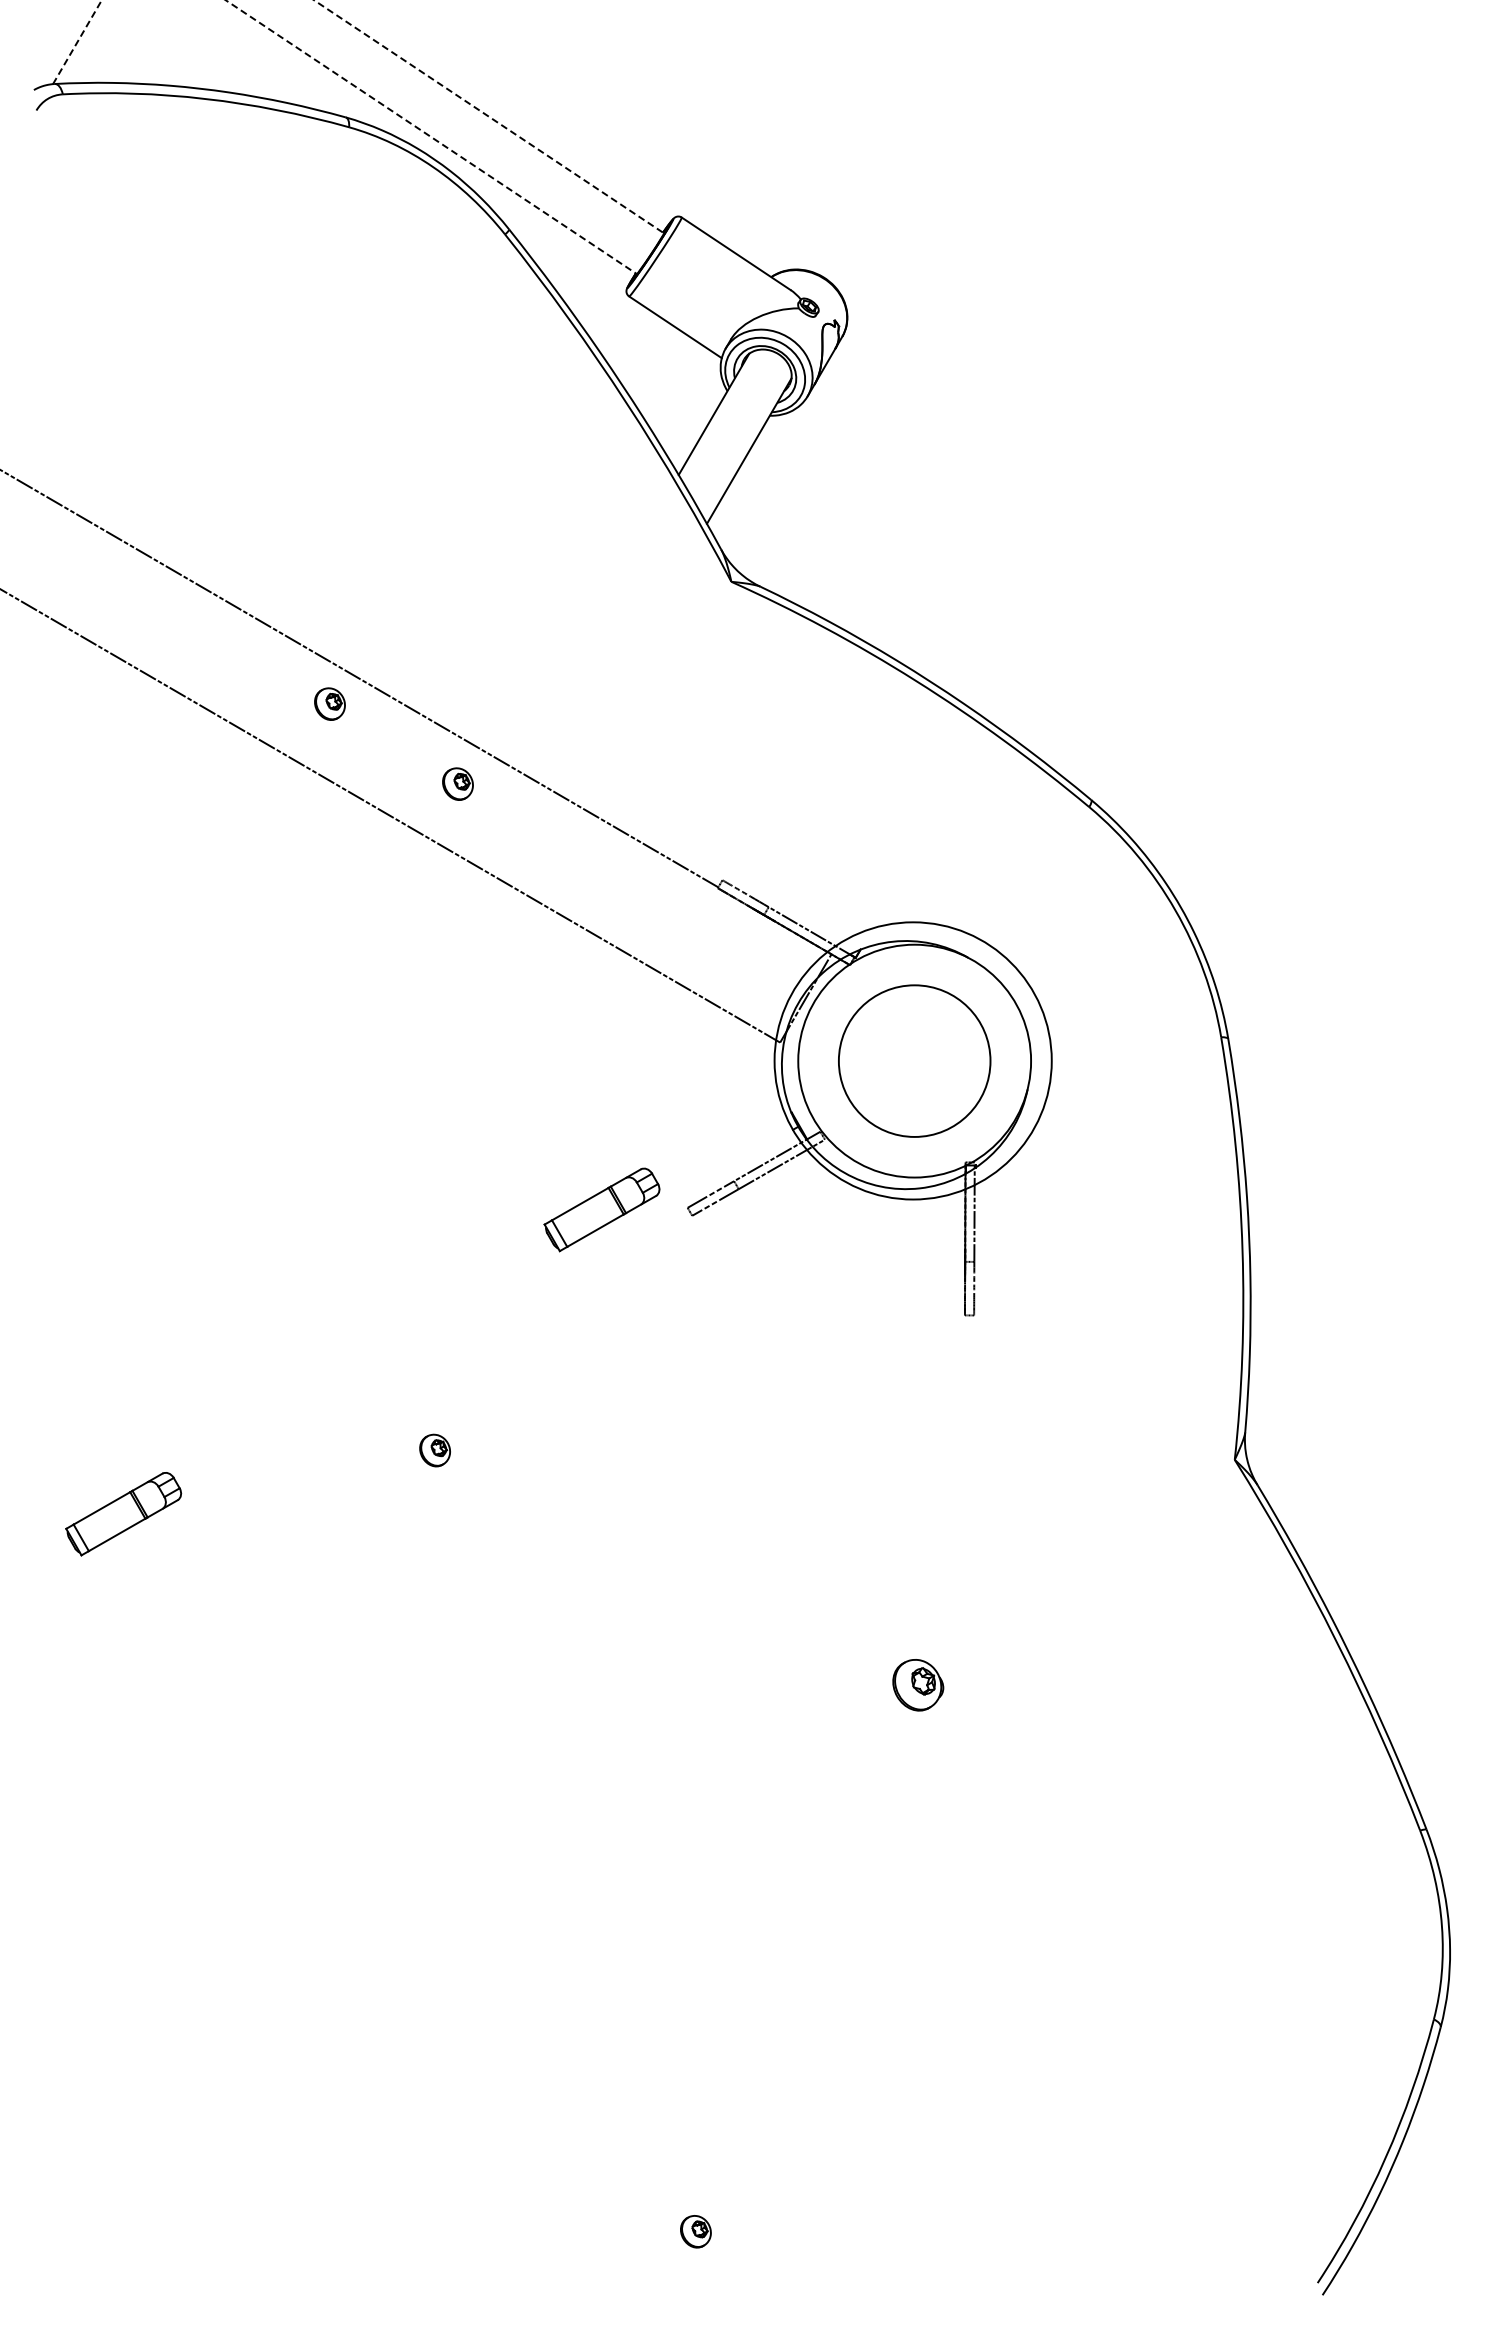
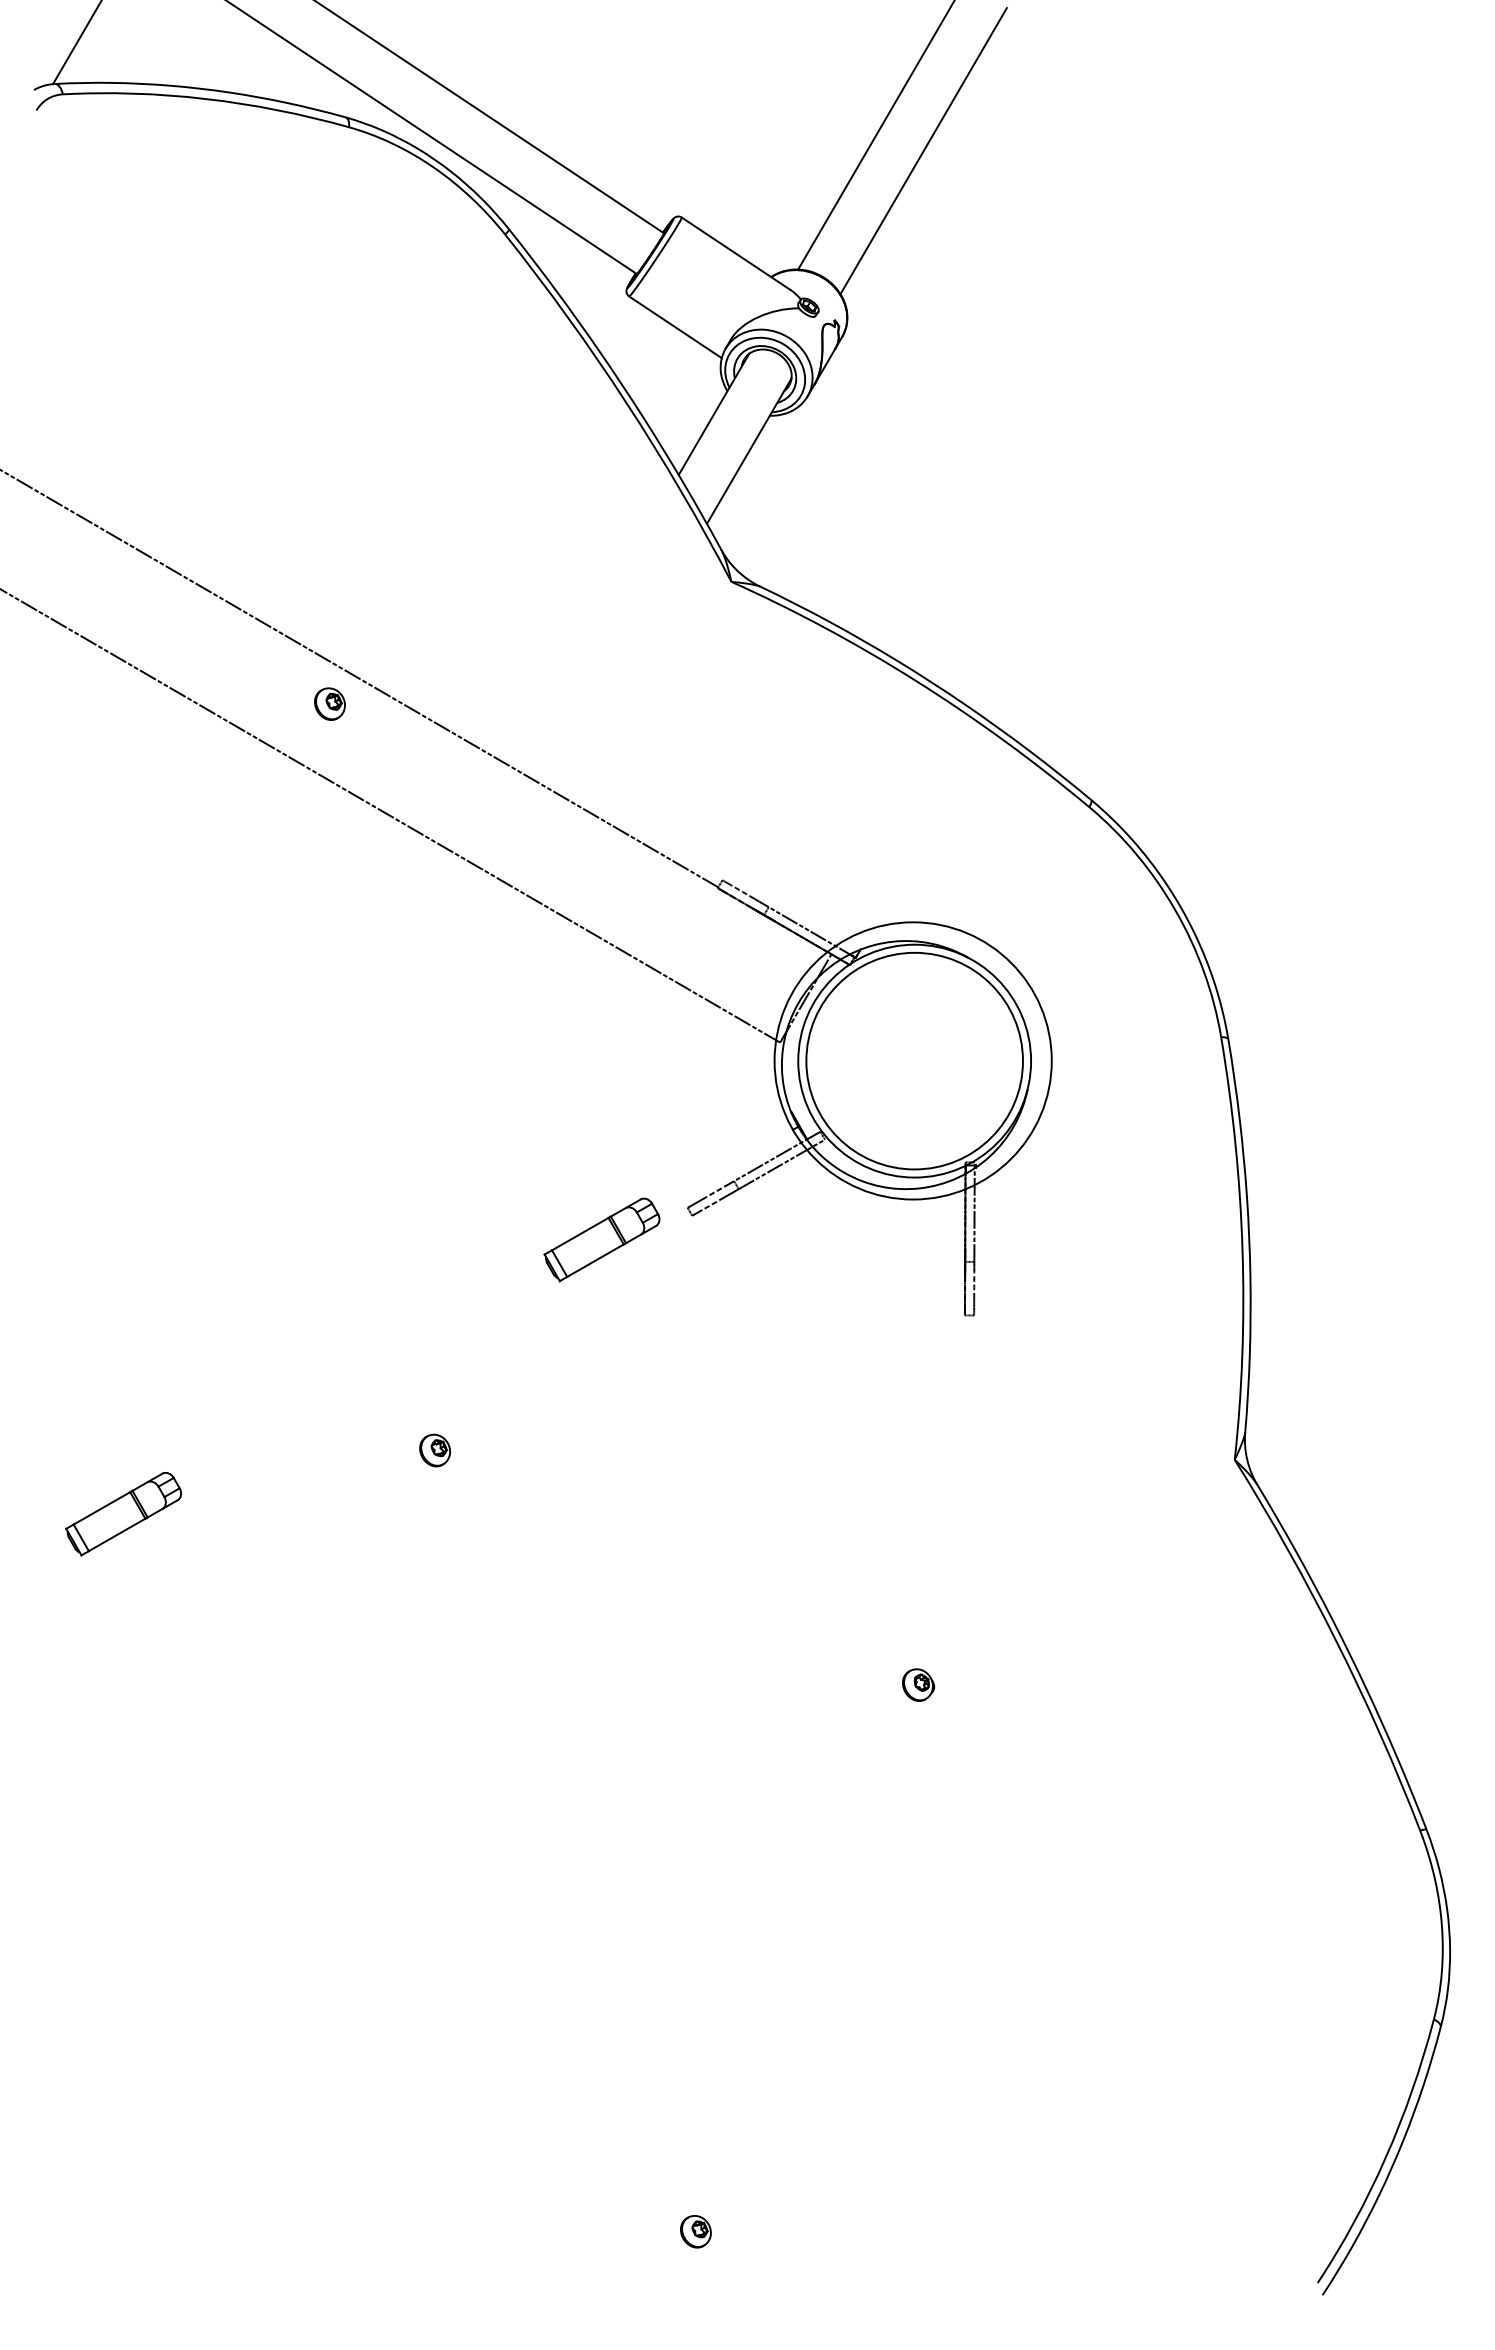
line: dashed -> solid (77, 41)
line: dashed -> solid (489, 116)
line: none -> present (875, 135)
line: dashed -> solid (431, 137)
line: none -> present (923, 151)
part: present -> none (457, 783)
circle diameter: 152 px -> 217 px (914, 1060)
part position: (601, 1209) -> (601, 1239) (601, 1239)
part size: 53x53 px -> 34x34 px (918, 1684)
